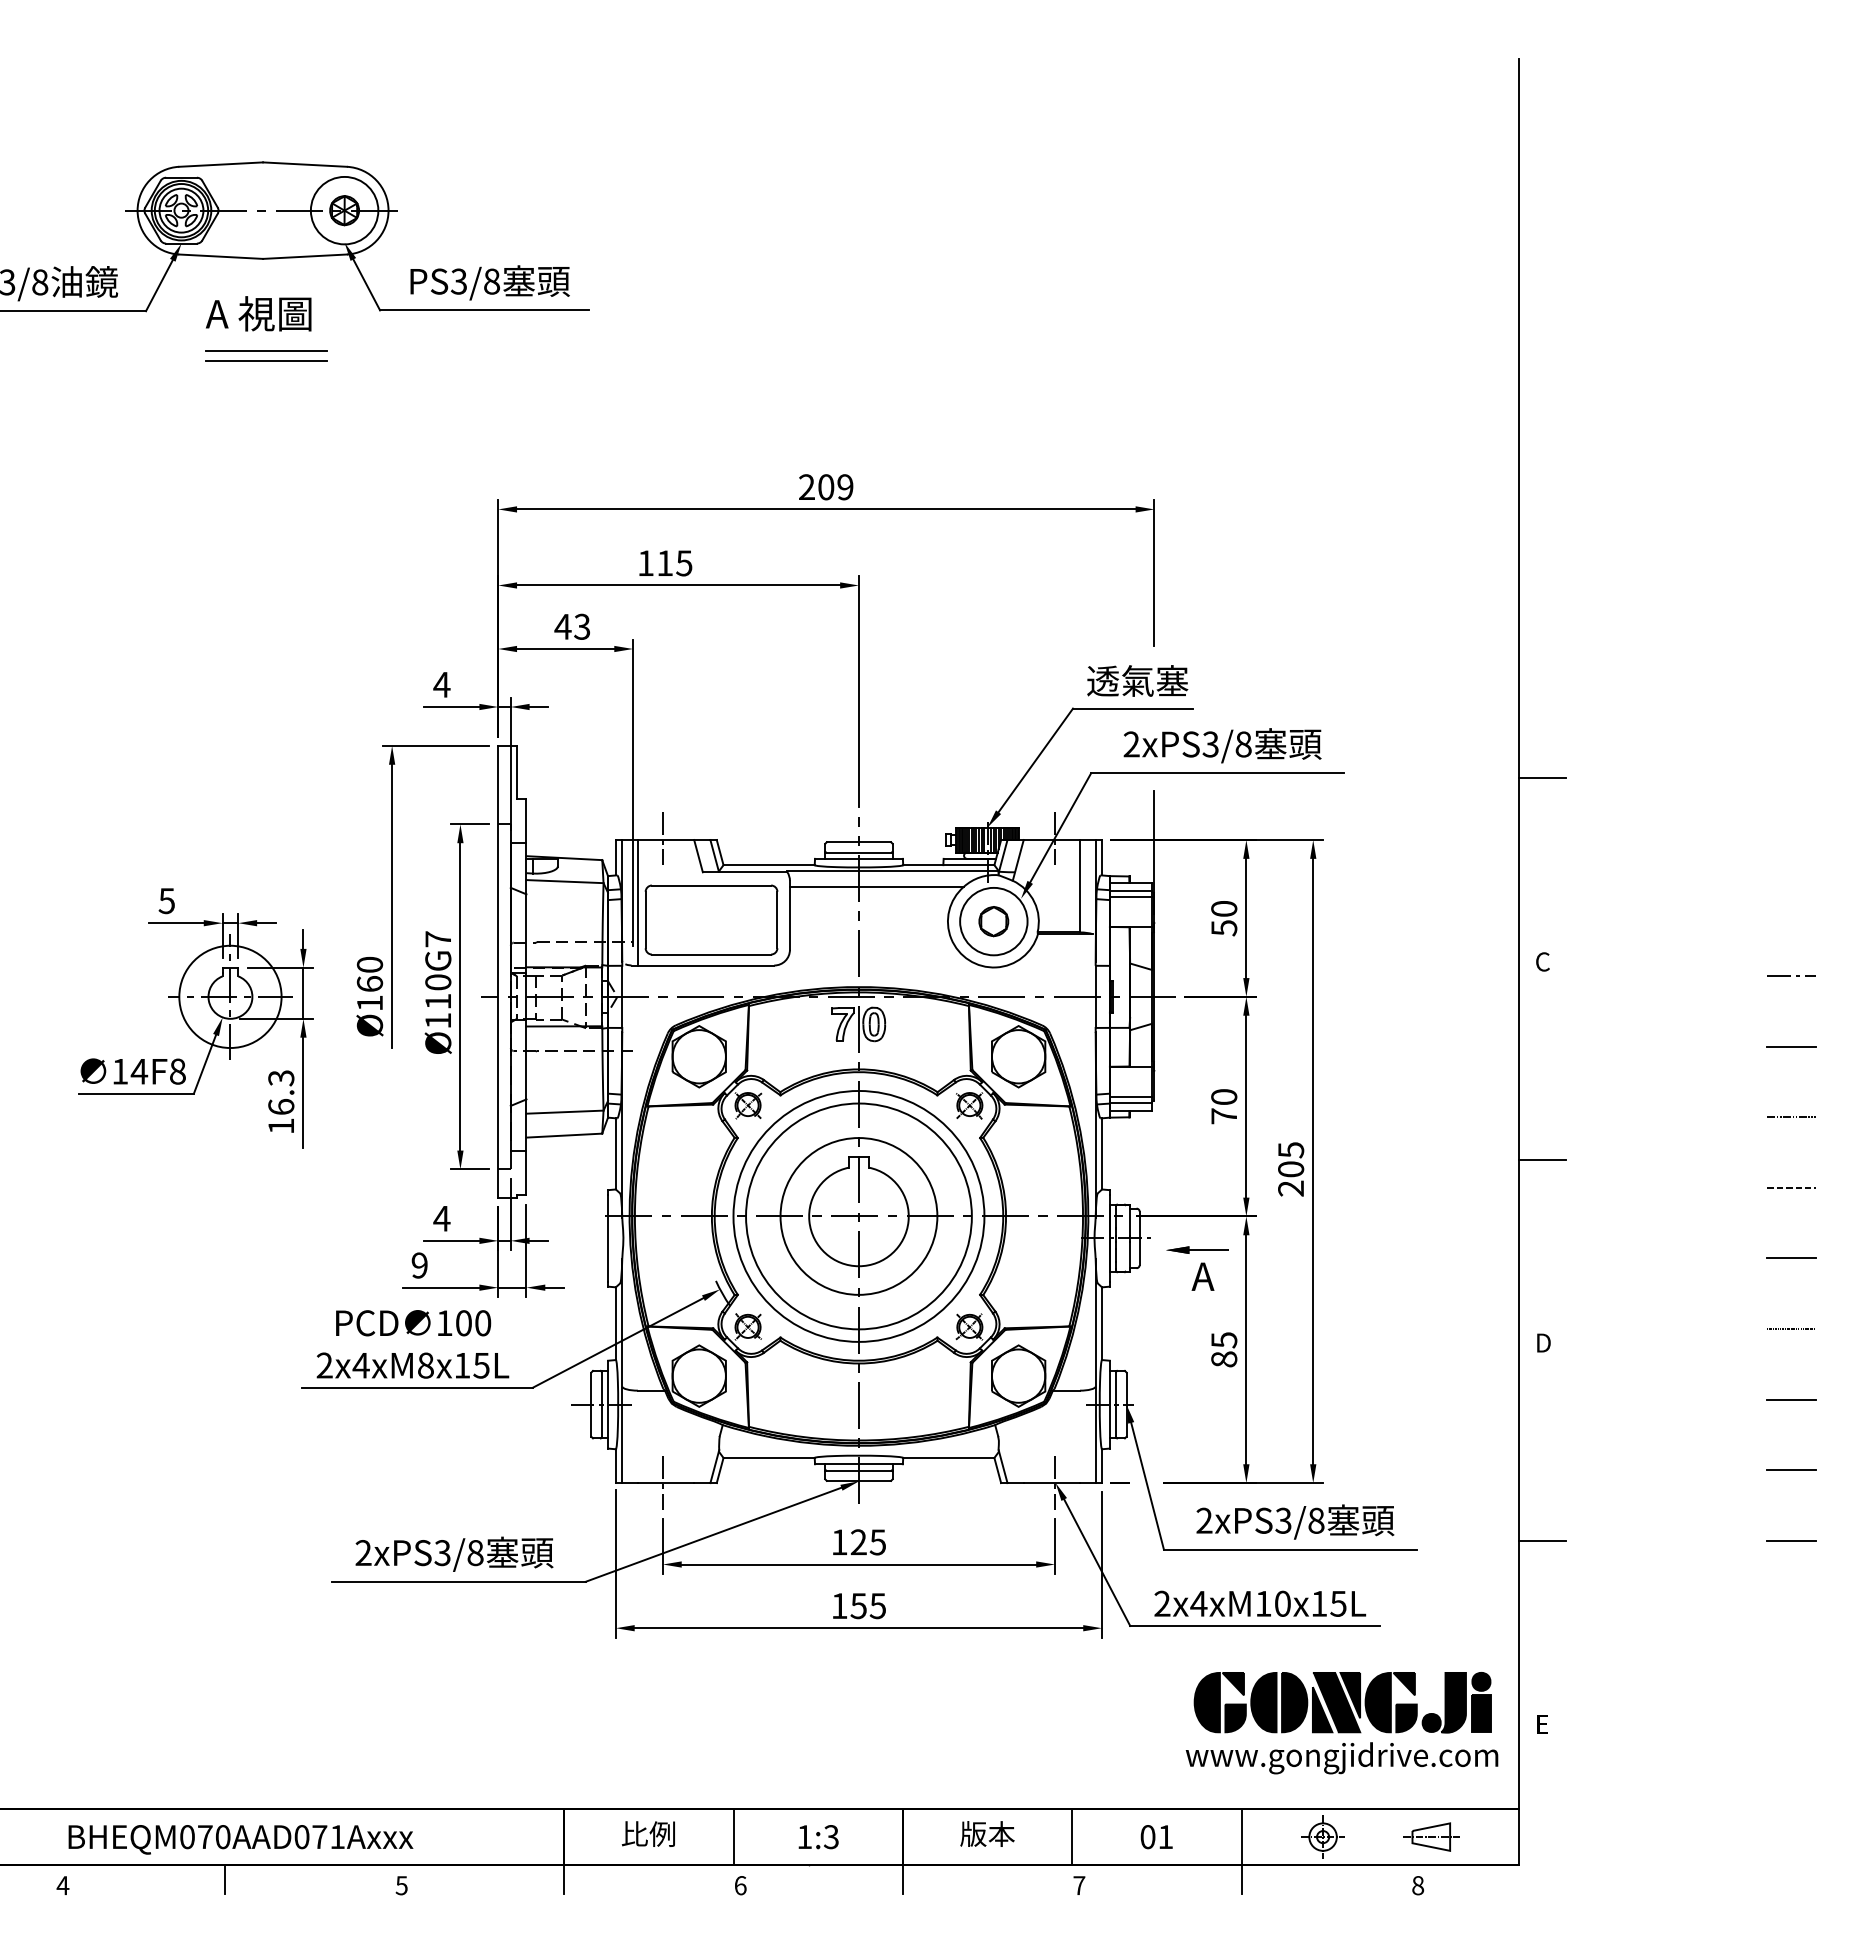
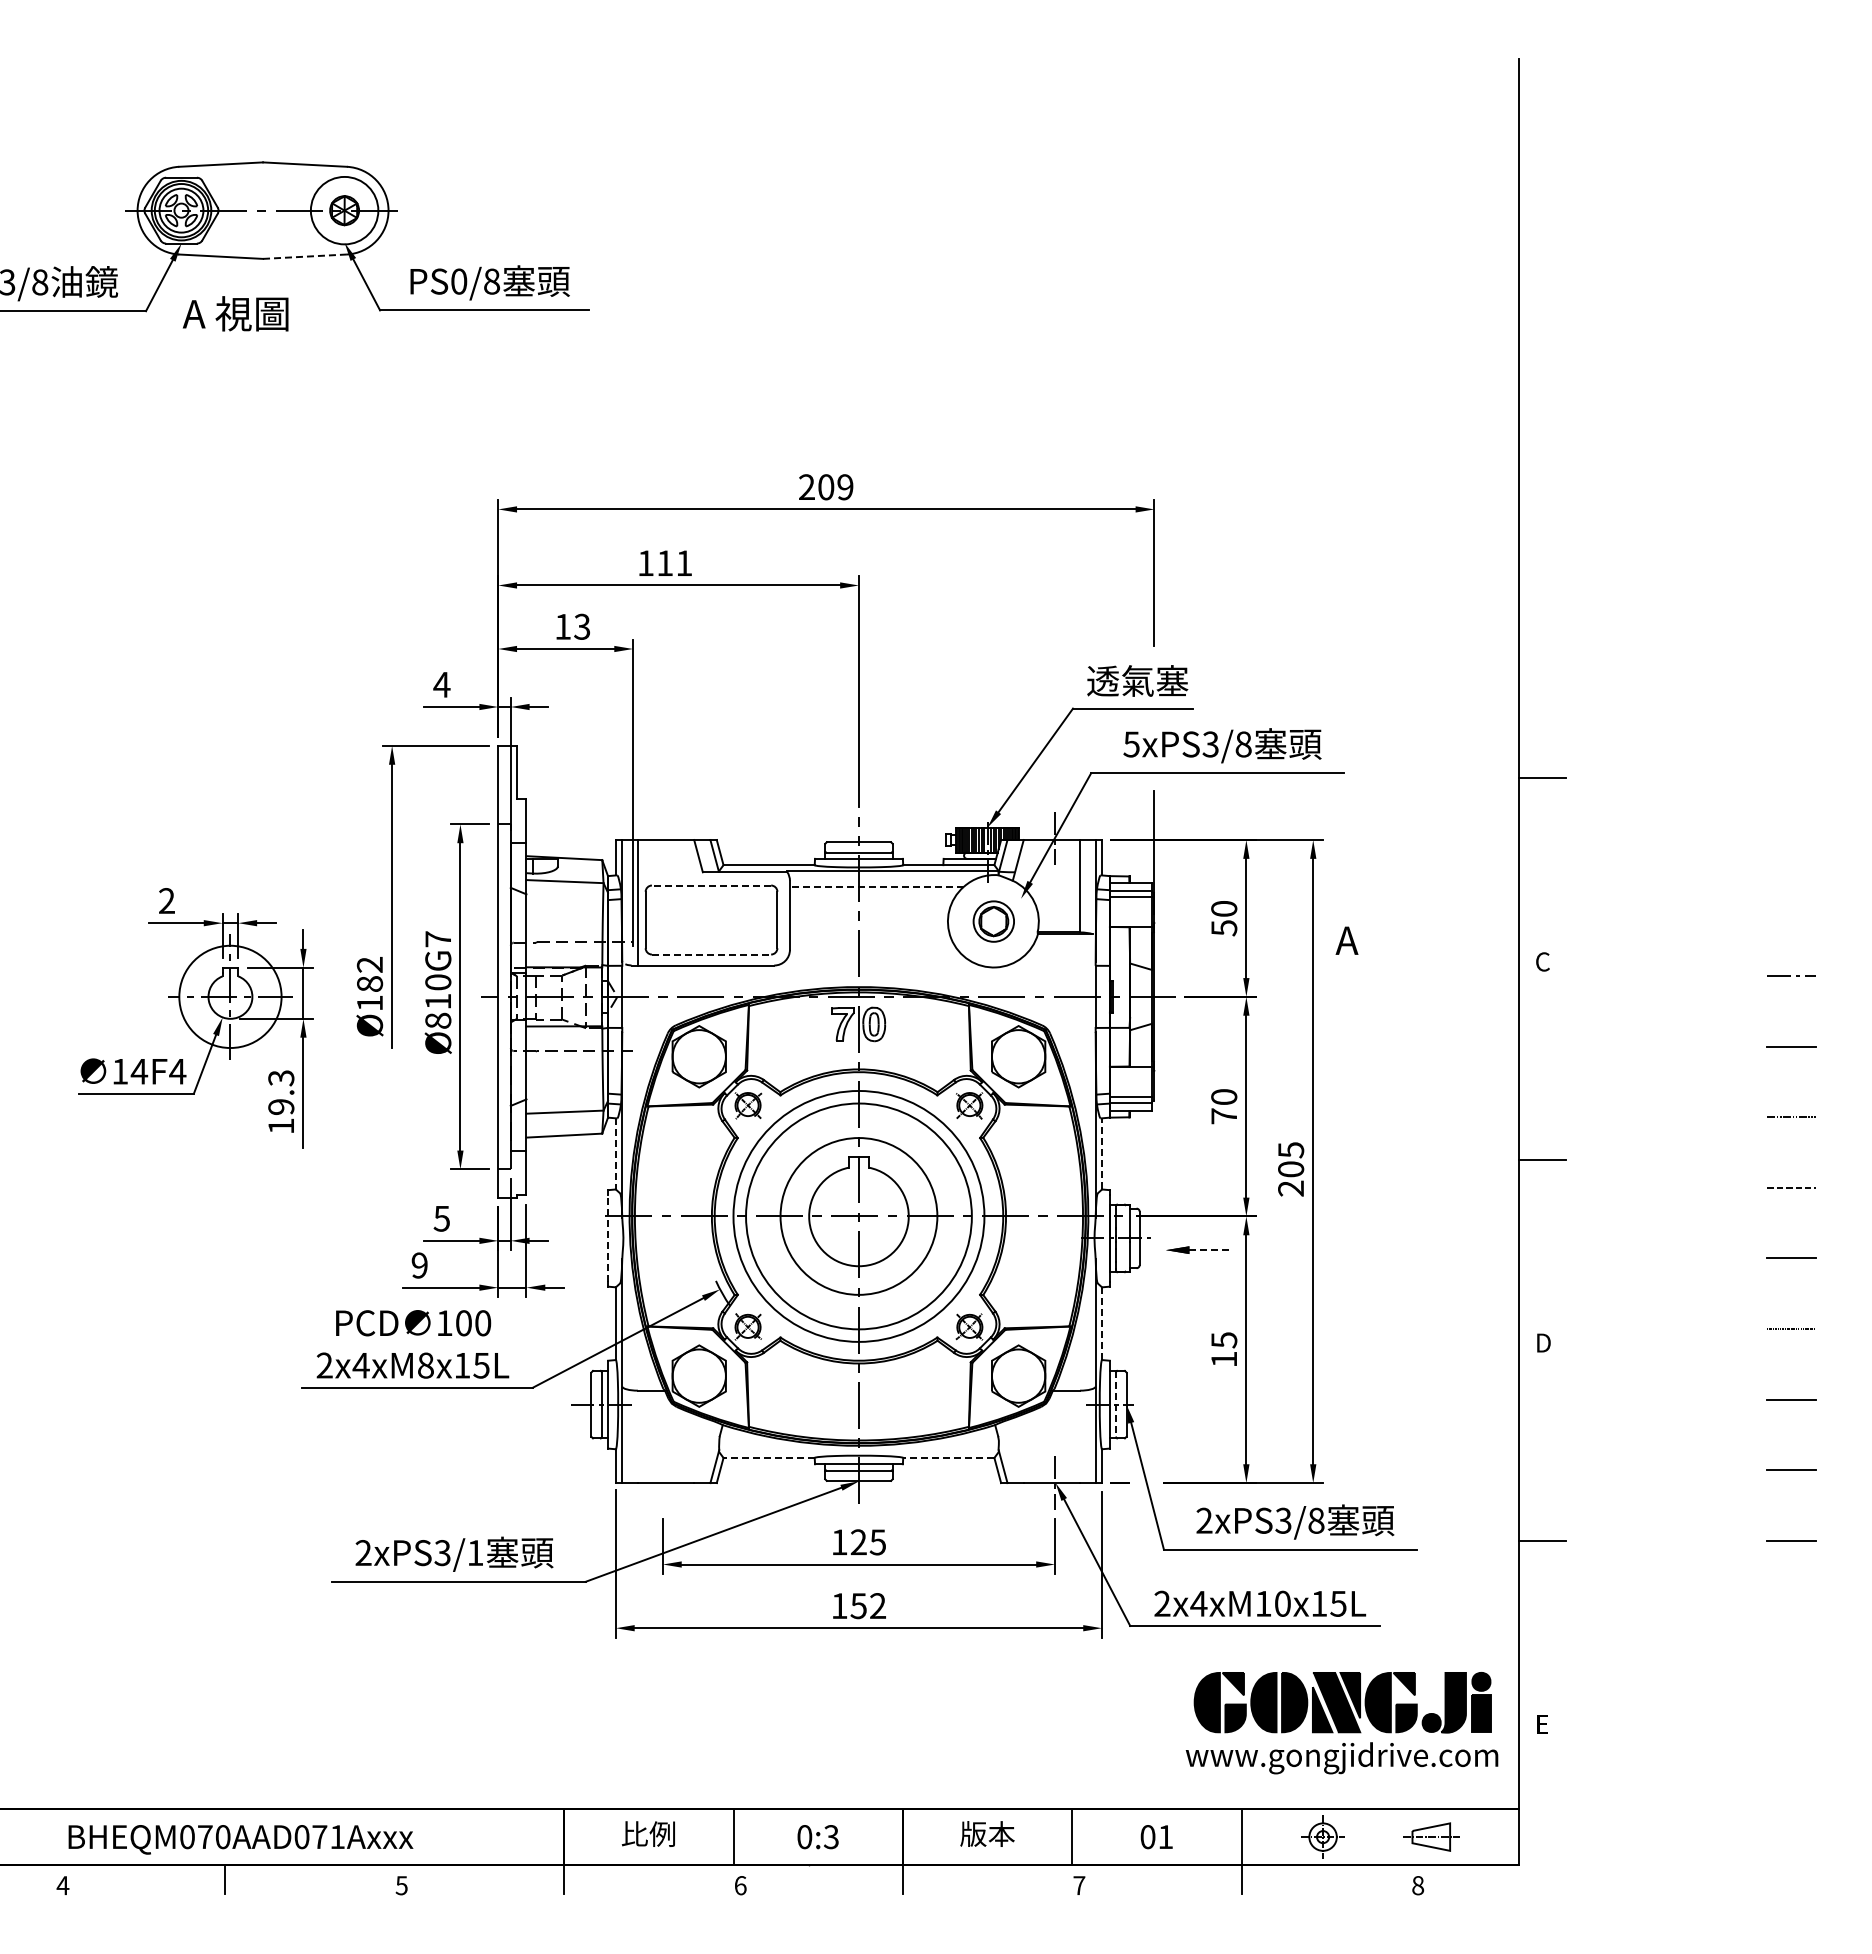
line: solid -> dashed (305, 256)
text: PS3/8 -> PS0/8 (458, 281)
text position: (258, 313) -> (235, 313) (235, 313)
line: present -> none (266, 351)
line: present -> none (266, 360)
text: 115 -> 111 (684, 563)
text: 43 -> 13 (562, 626)
text: 2xPS3/8 -> 5xPS3/8 (1131, 744)
line: present -> none (662, 837)
line: solid -> dashed (711, 885)
line: solid -> dashed (876, 886)
text: 5 -> 2 (166, 901)
circle diameter: 67 px -> 40 px (993, 921)
line: solid -> dashed (711, 954)
text: Ø160 -> Ø182 (369, 973)
text: Ø110G7 -> Ø810G7 (438, 1020)
text: 14F8 -> 14F4 (177, 1071)
text: 16.3 -> 19.3 (281, 1106)
line: solid -> dashed (615, 1153)
line: solid -> dashed (1102, 1153)
text: 4 -> 5 (441, 1218)
line: solid -> dashed (608, 1238)
line: solid -> dashed (1209, 1250)
text position: (1202, 1276) -> (1346, 940) (1346, 940)
line: solid -> dashed (1102, 1323)
text: 85 -> 15 (1224, 1359)
line: solid -> dashed (1116, 1404)
line: solid -> dashed (769, 1457)
line: solid -> dashed (948, 1457)
line: present -> none (662, 1482)
text: 2xPS3/8 -> 2xPS3/1 (475, 1553)
text: 155 -> 152 (877, 1606)
text: 1:3 -> 0:3 (804, 1837)
